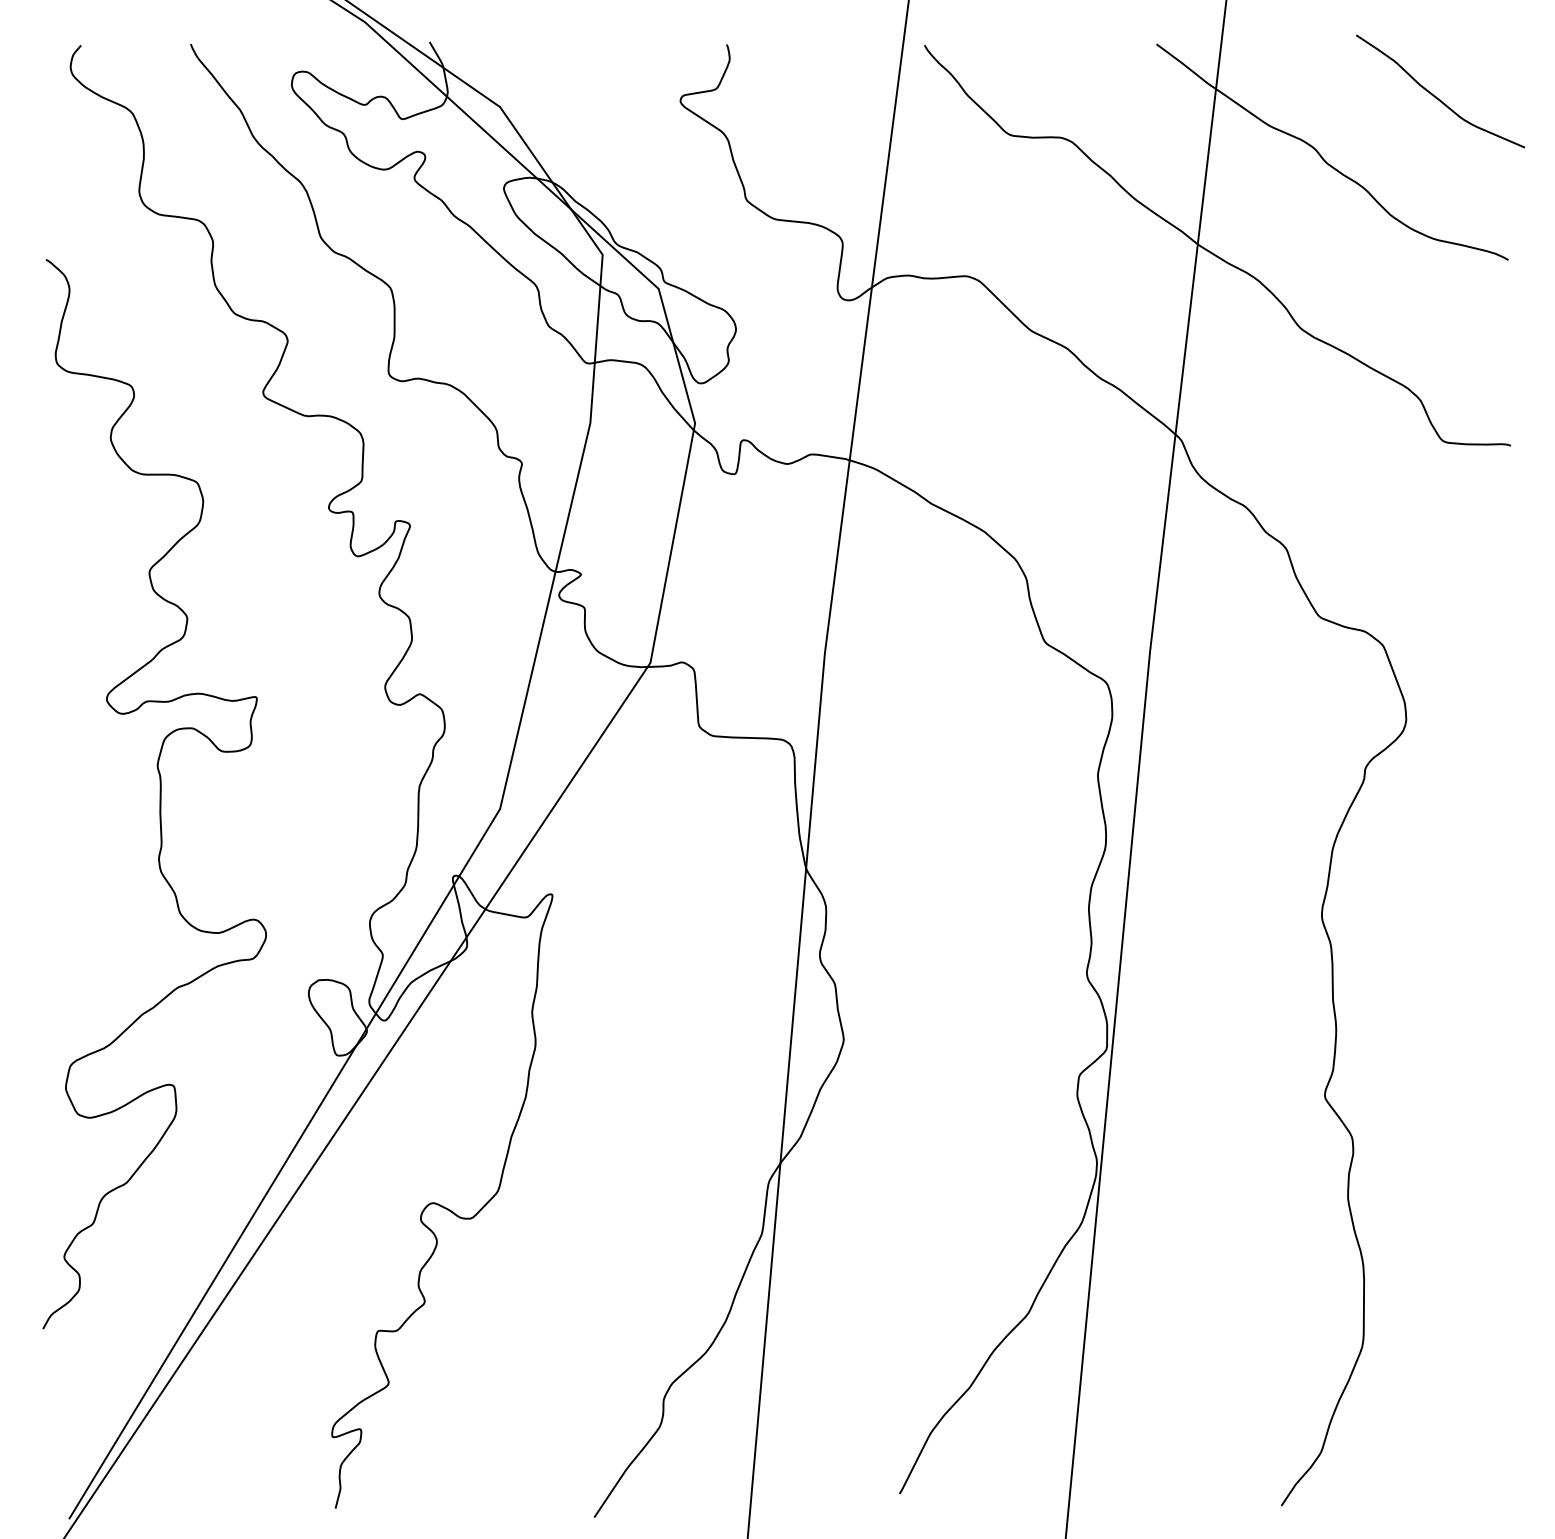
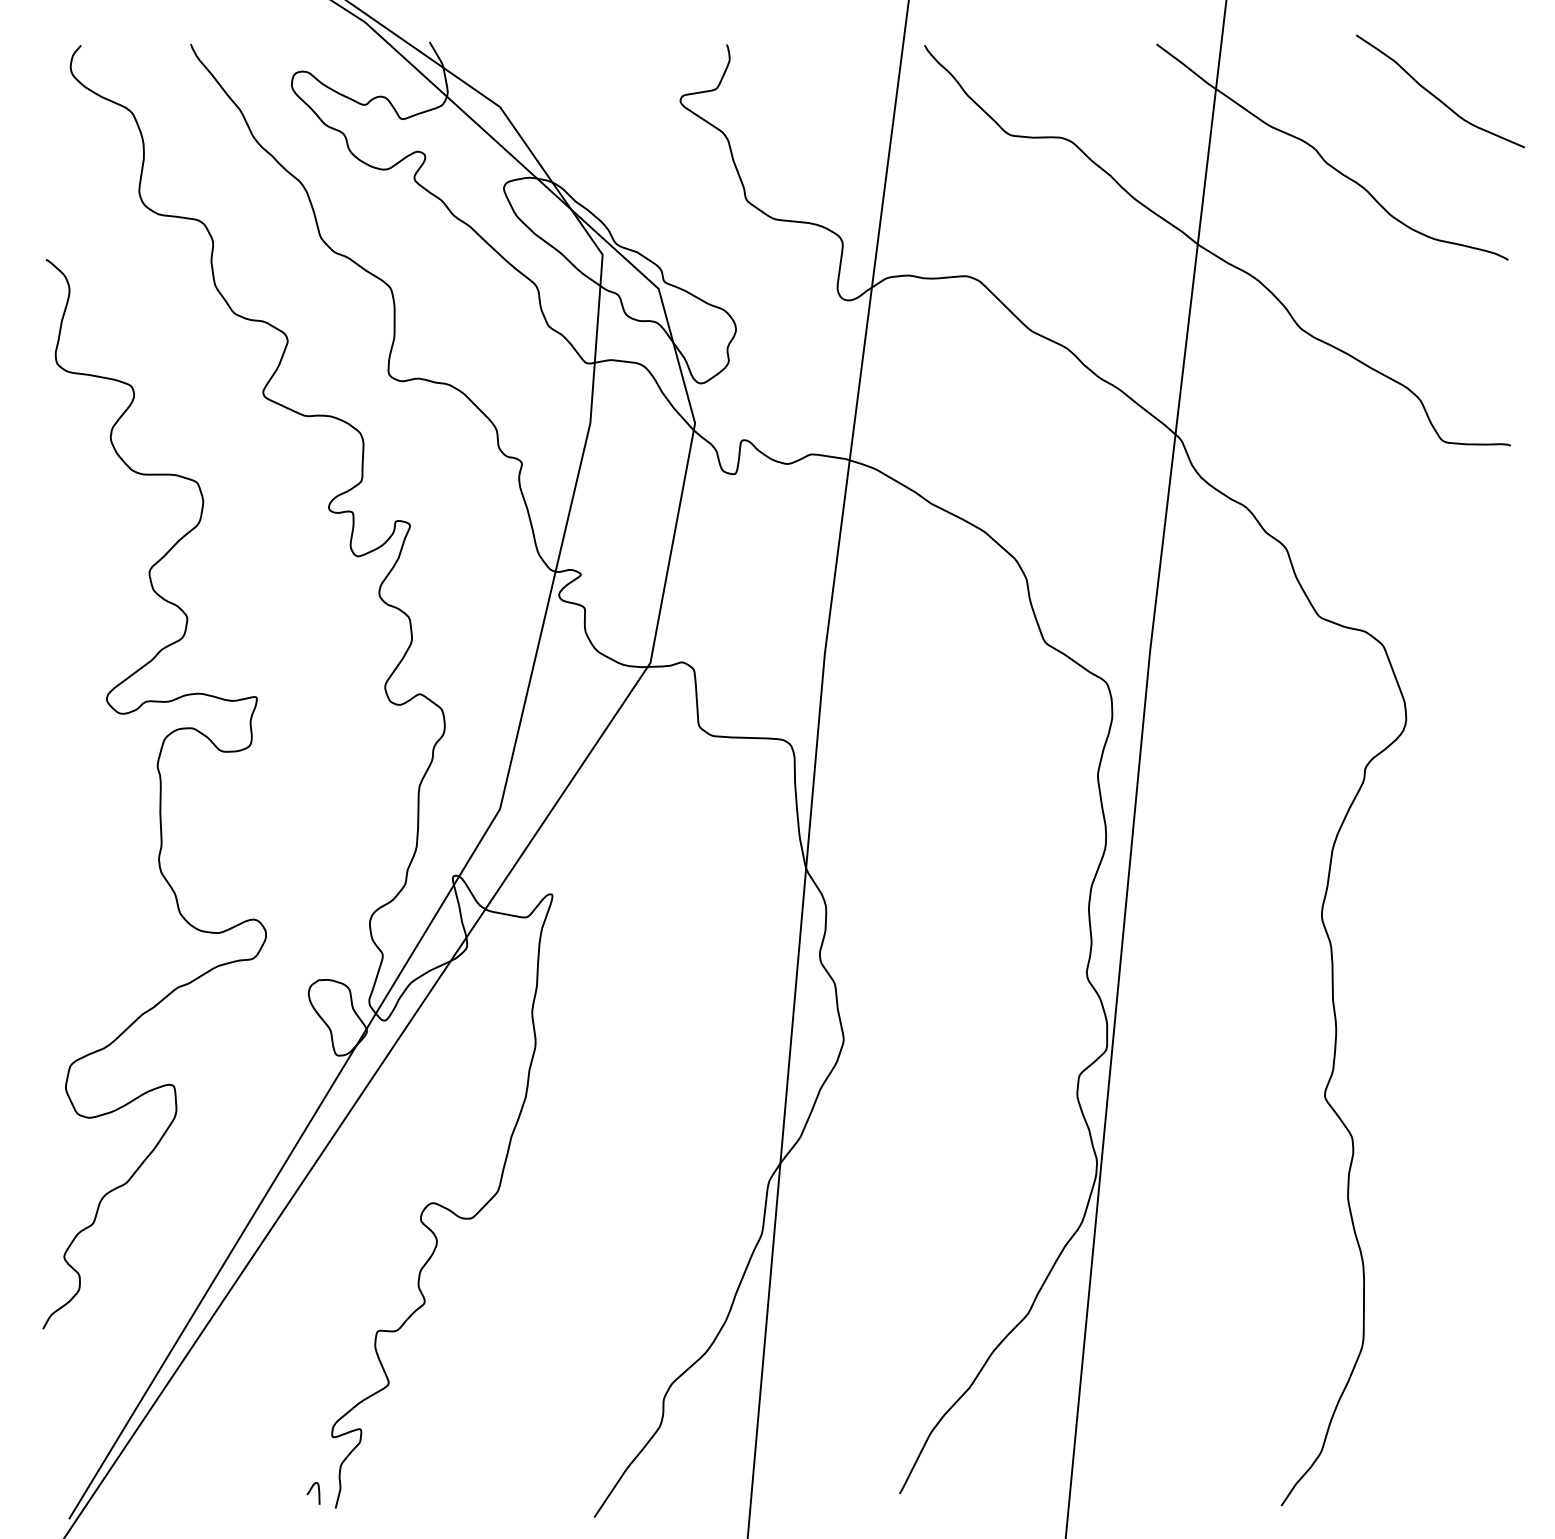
curve: none -> present (311, 1490)
